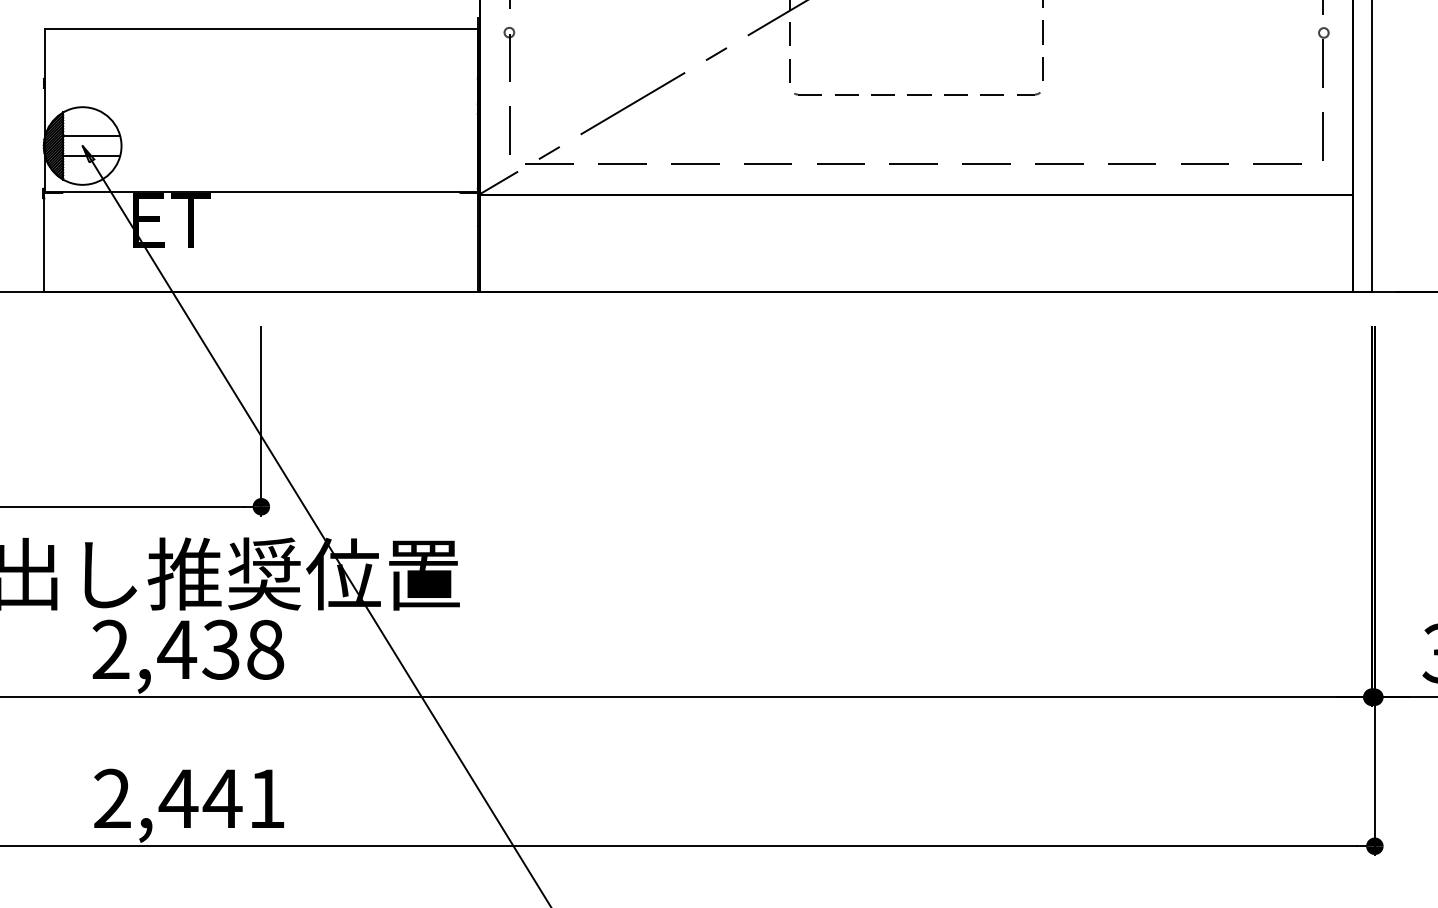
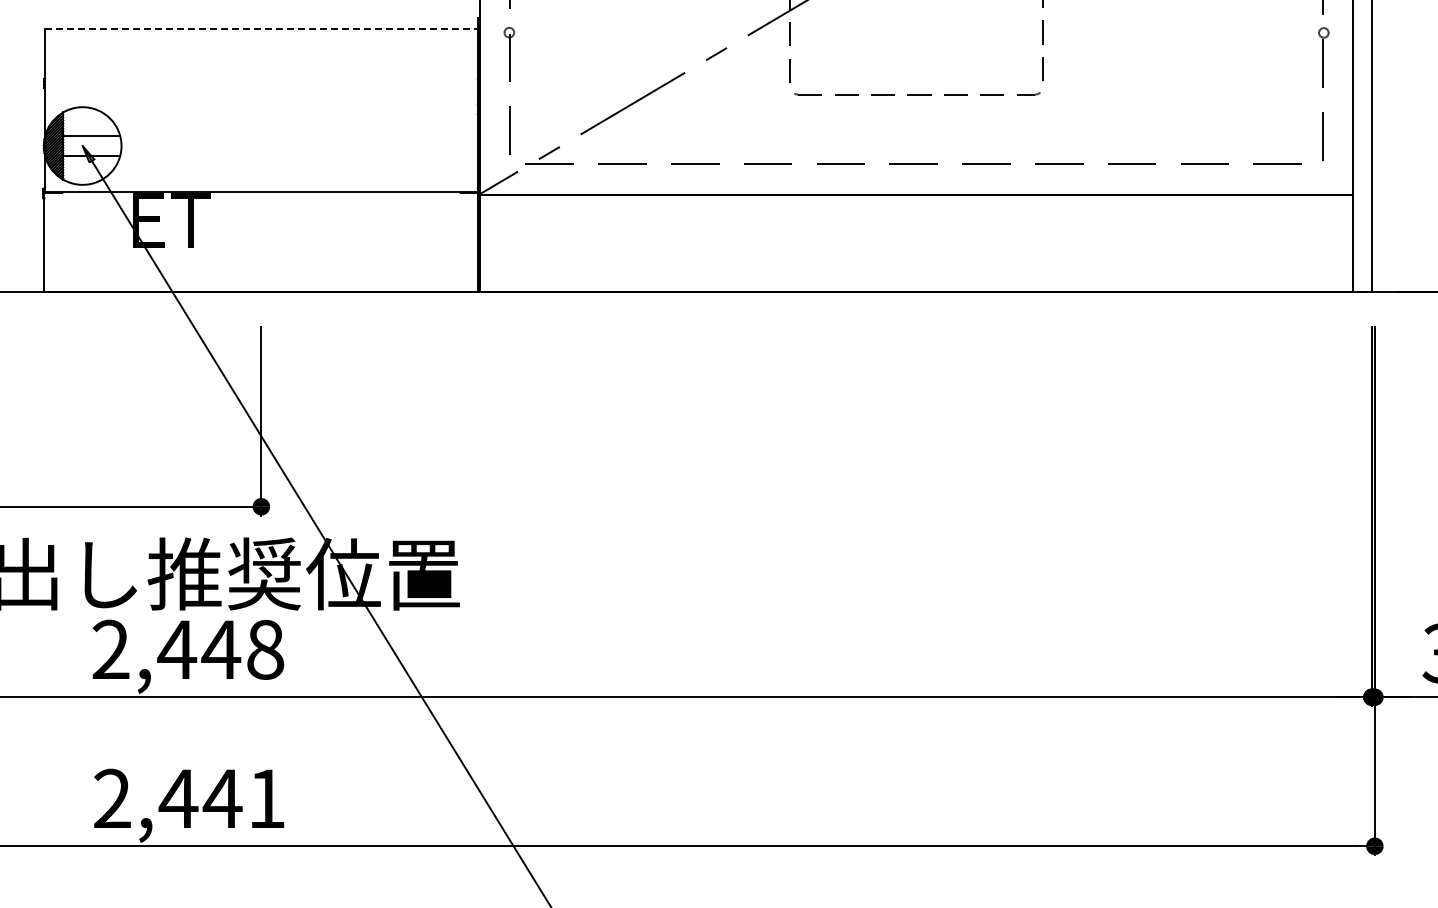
line: solid -> dashed (261, 28)
text: 2,438 -> 2,448 (221, 649)
